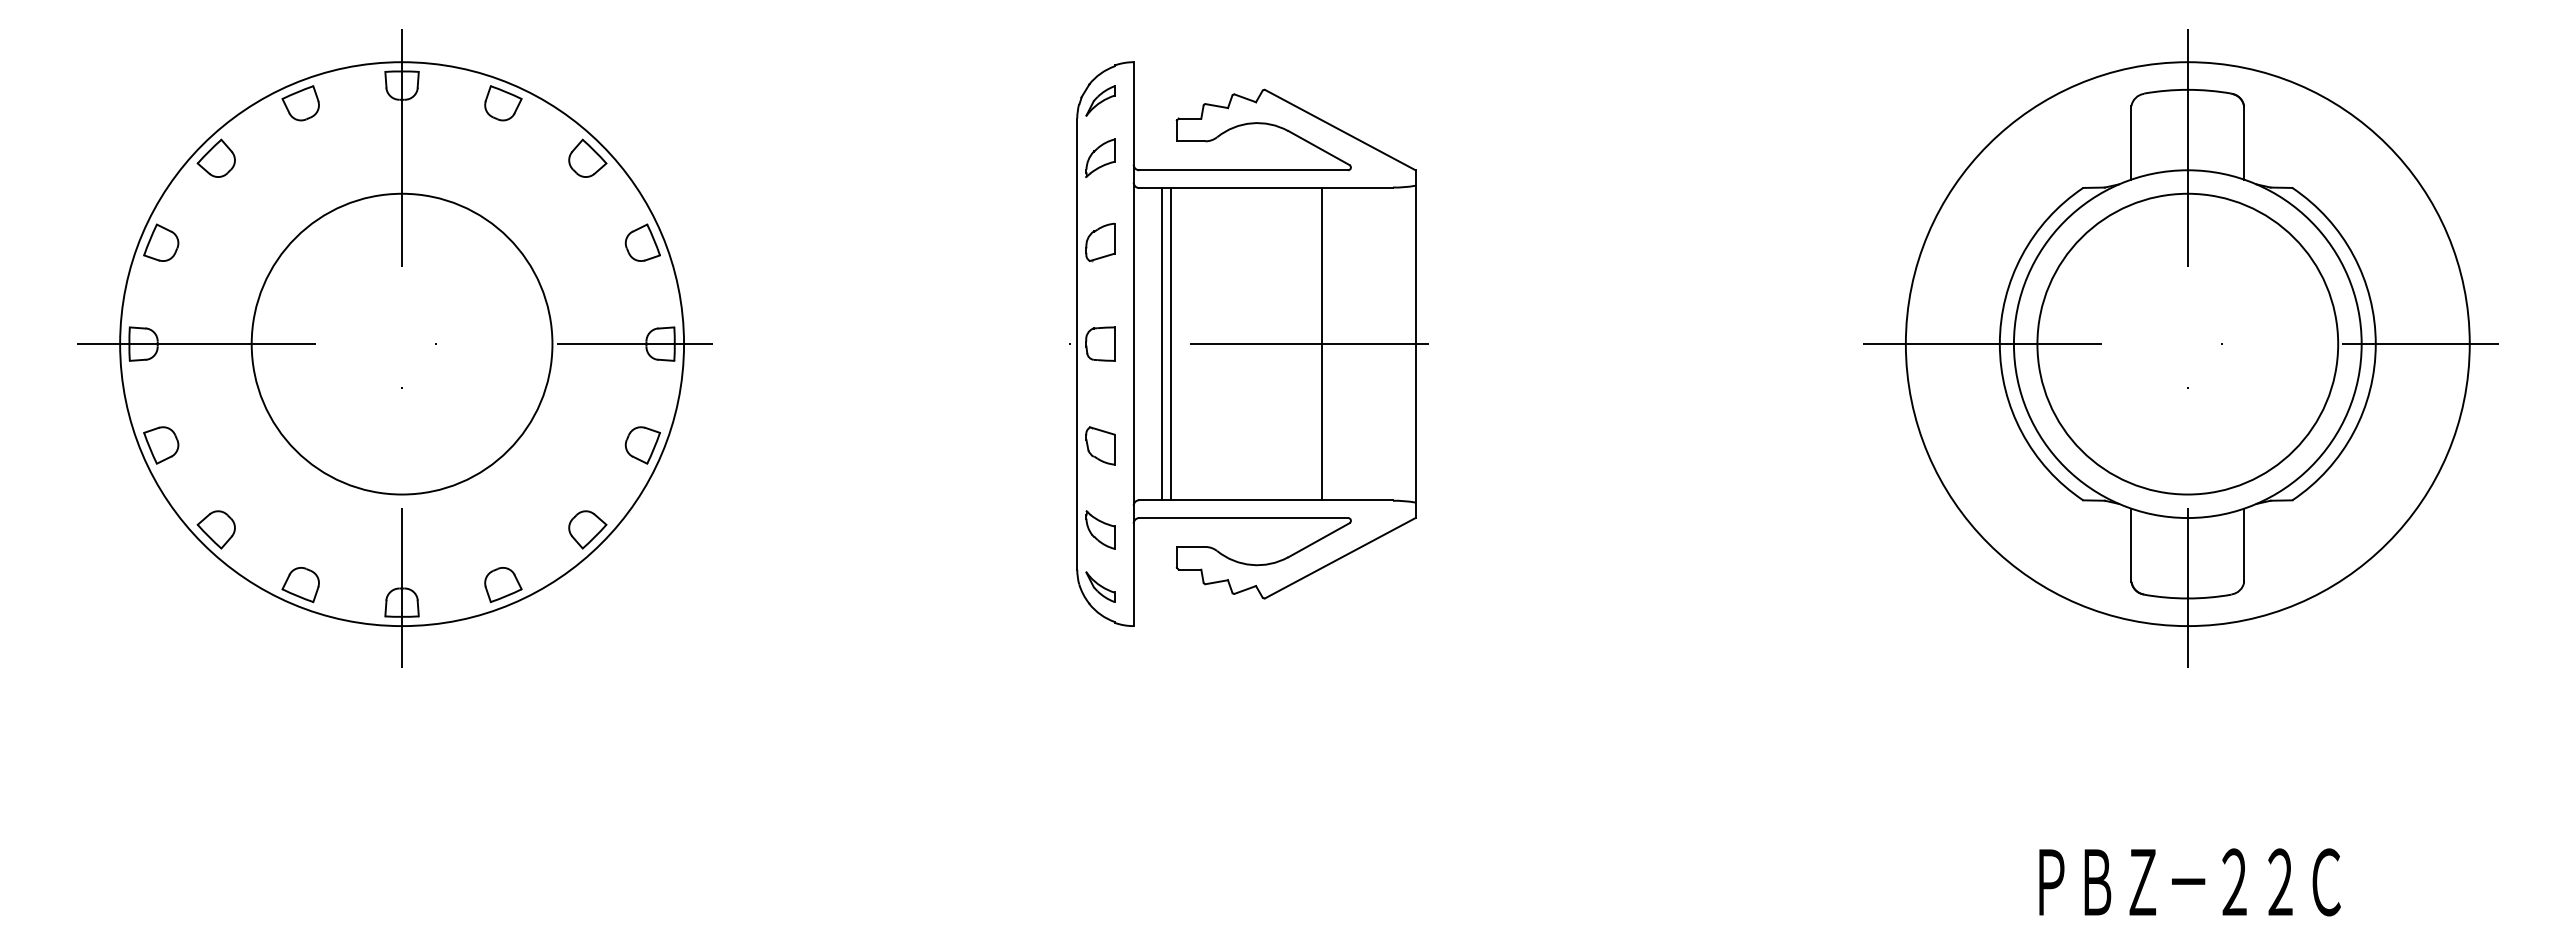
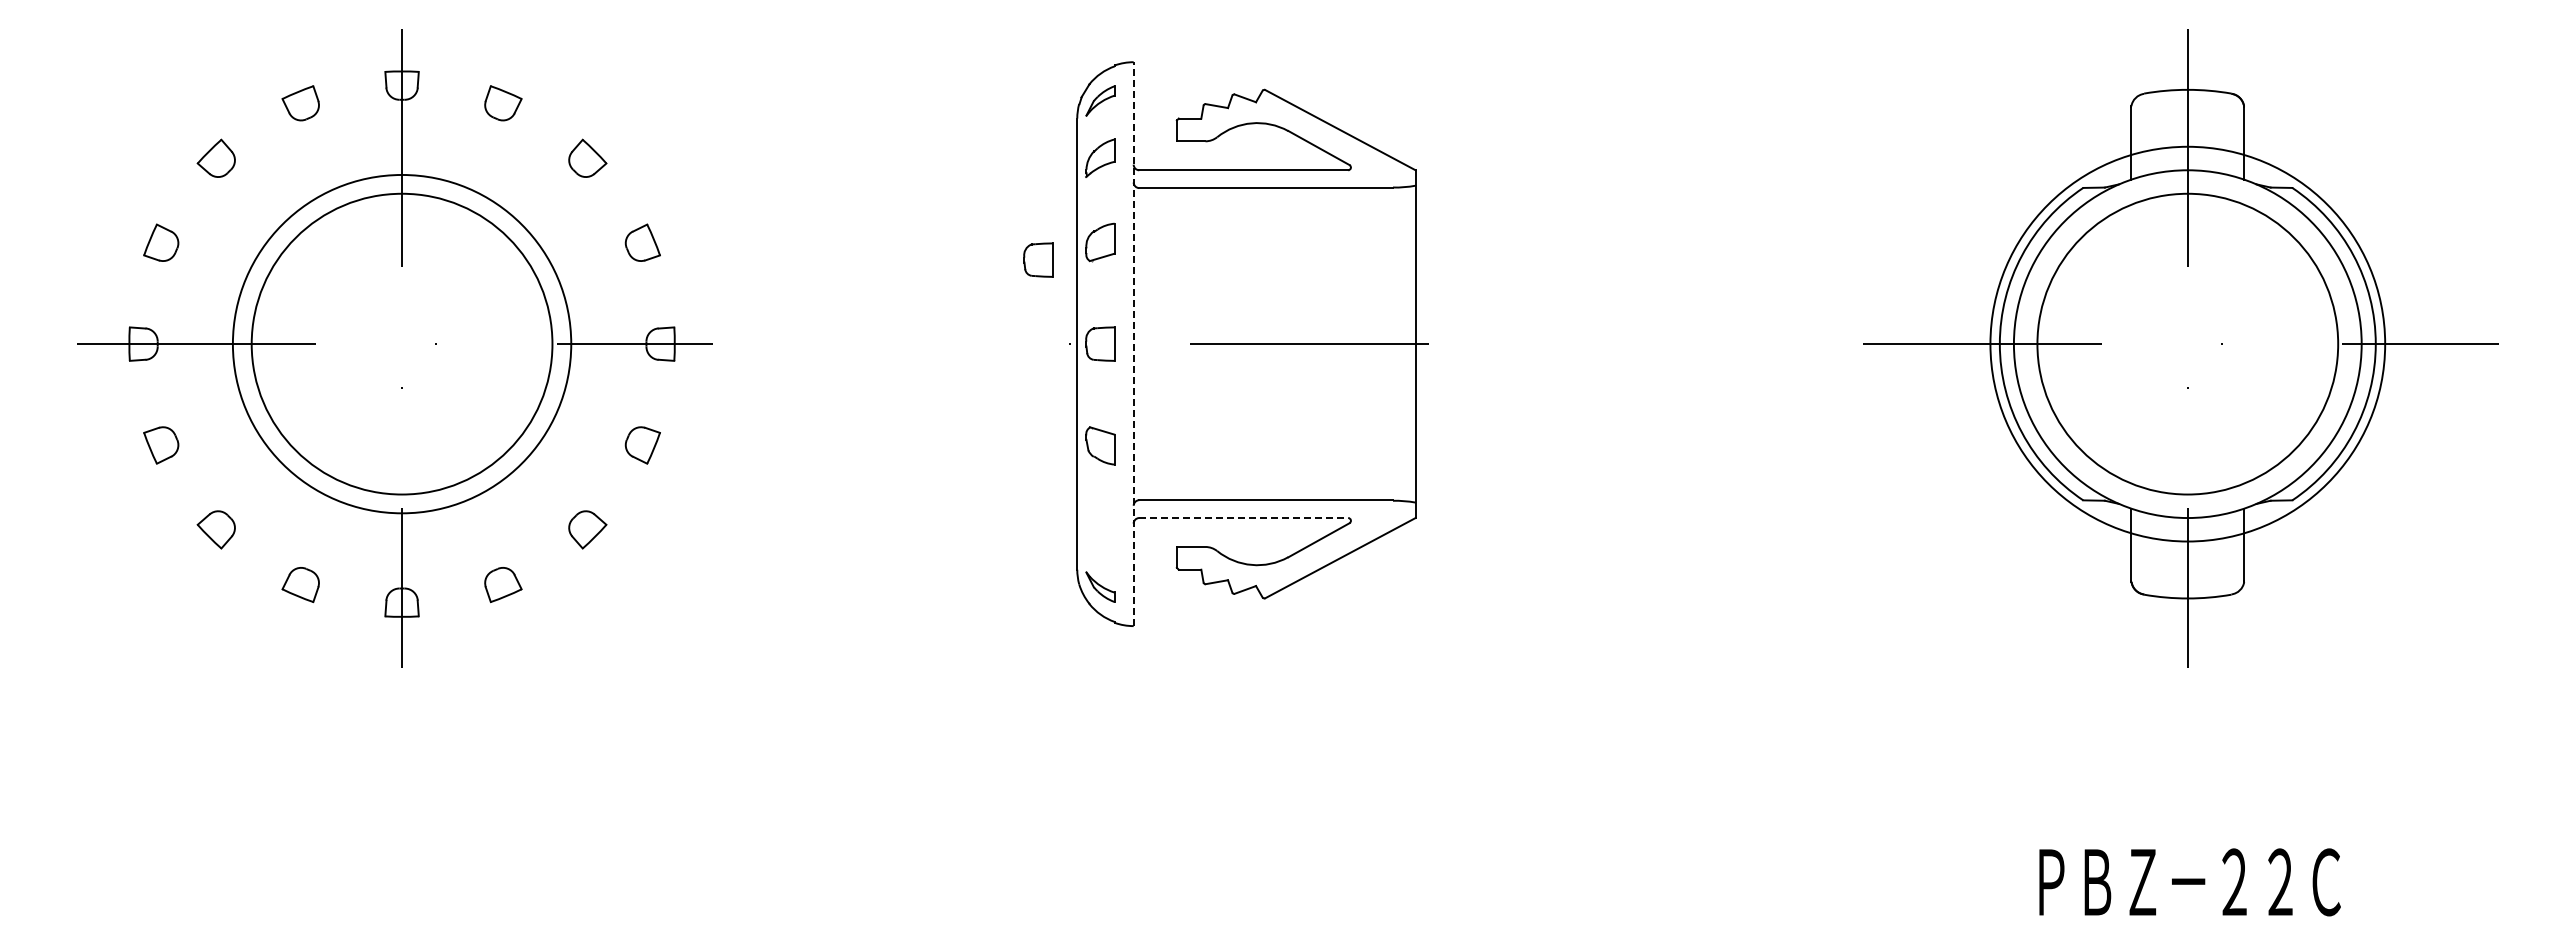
part: none -> present (1038, 259)
line: present -> none (1171, 343)
line: present -> none (1321, 343)
circle diameter: 564 px -> 338 px (401, 343)
line: solid -> dashed (1133, 344)
line: present -> none (1161, 344)
circle diameter: 564 px -> 395 px (2187, 343)
line: solid -> dashed (1244, 518)
part: present -> none (1100, 529)
